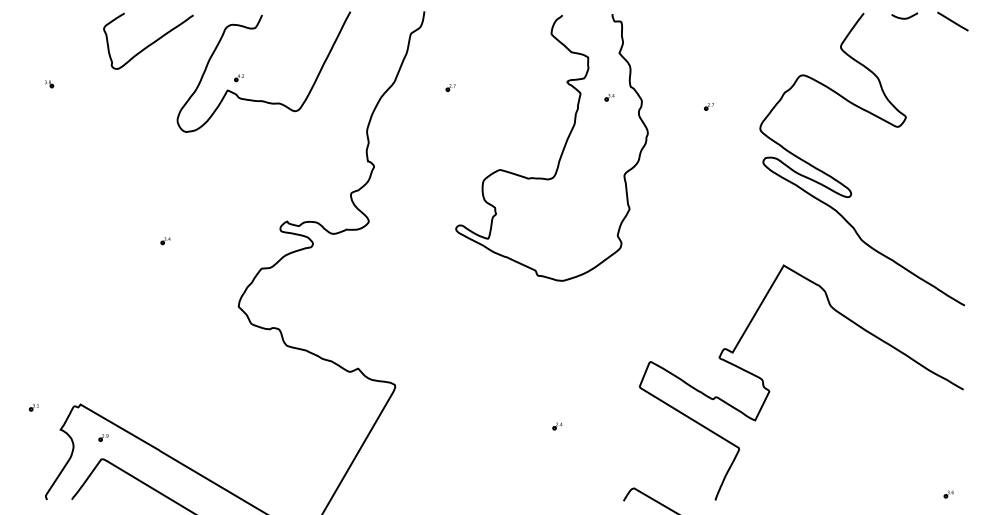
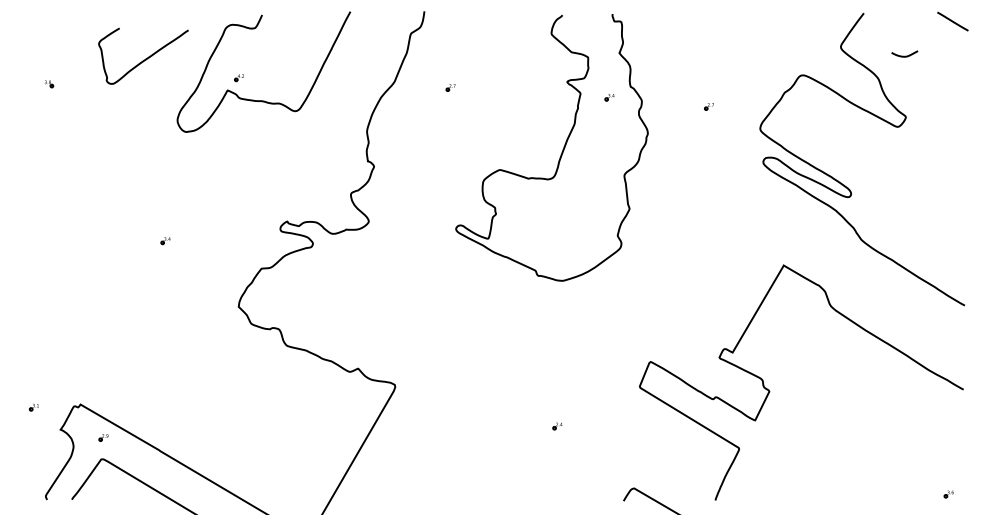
curve position: (904, 17) -> (904, 55) (904, 55)
curve position: (150, 43) -> (145, 58) (145, 58)
